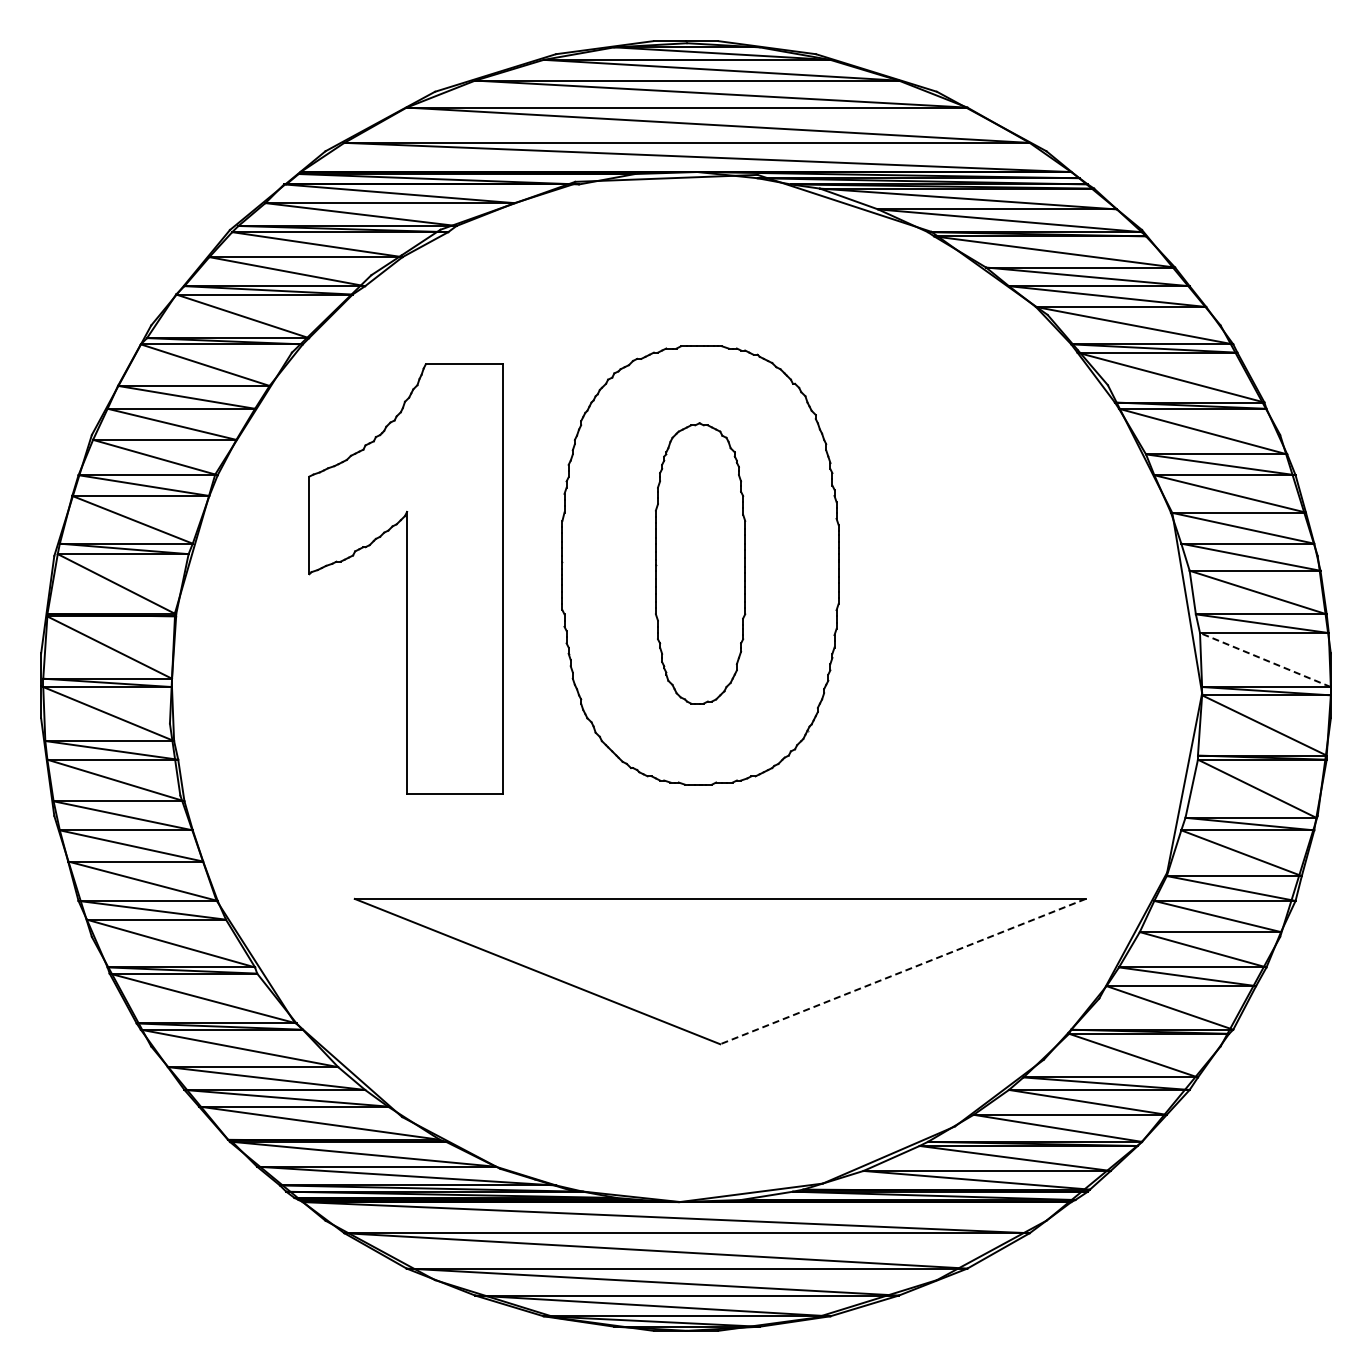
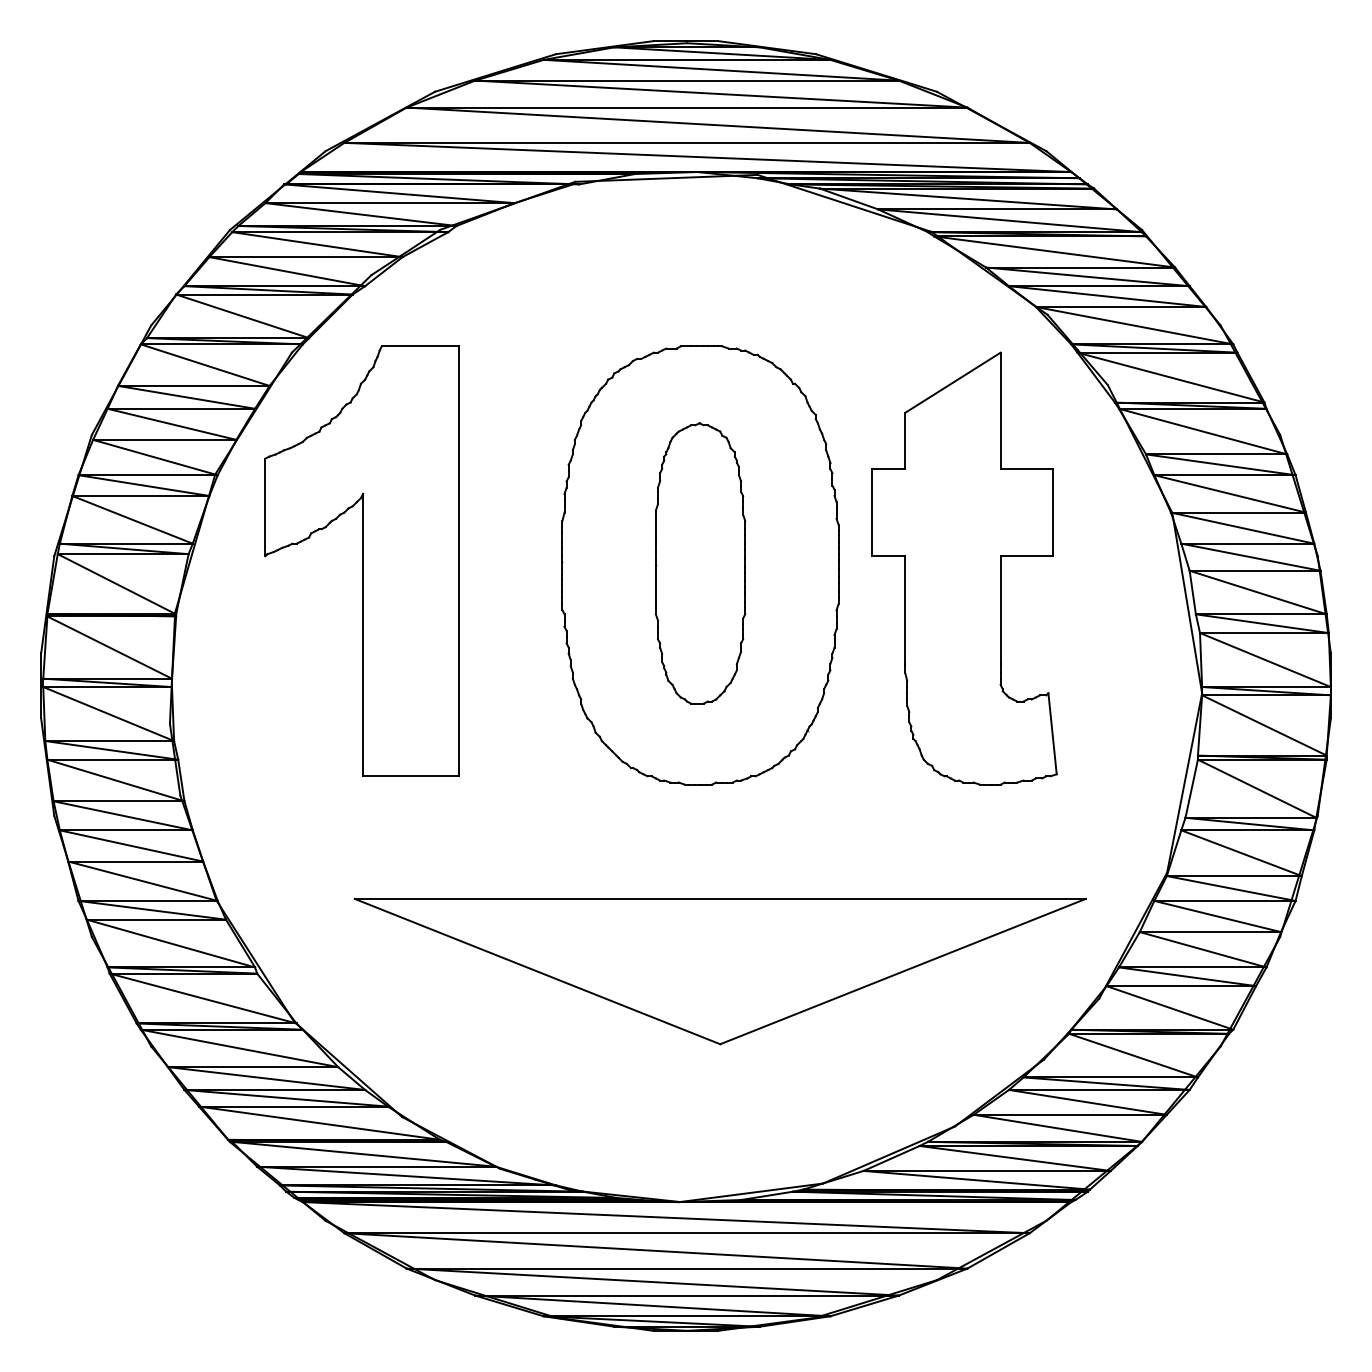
part: none -> present (964, 568)
part position: (405, 578) -> (361, 560) (361, 560)
line: dashed -> solid (1265, 660)
line: dashed -> solid (903, 971)
